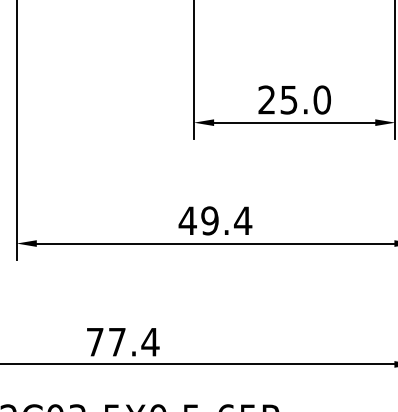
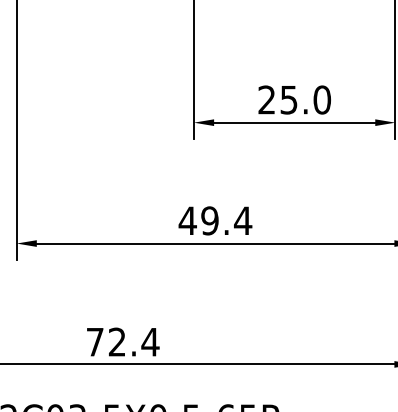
text: 77.4 -> 72.4 (116, 341)
